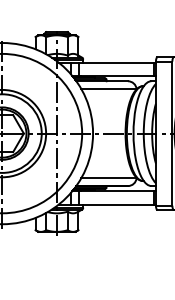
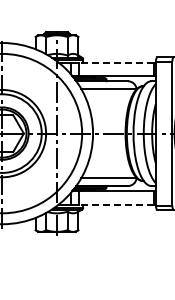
line: solid -> dashed (116, 62)
line: solid -> dashed (116, 204)
